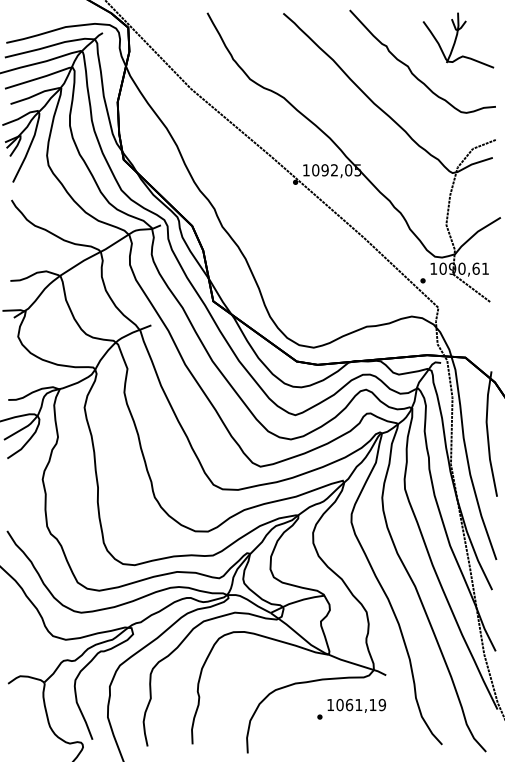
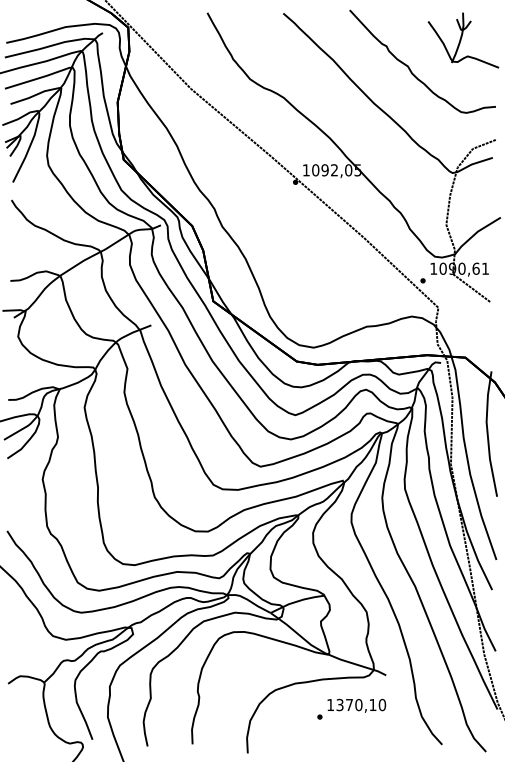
part position: (458, 40) -> (463, 40) (463, 40)
text: 1061,19 -> 1370,10 (360, 704)
